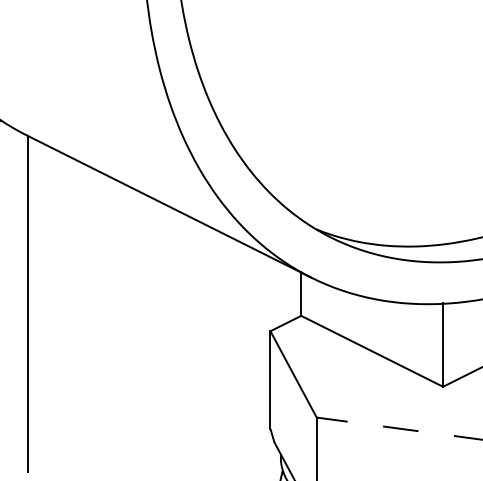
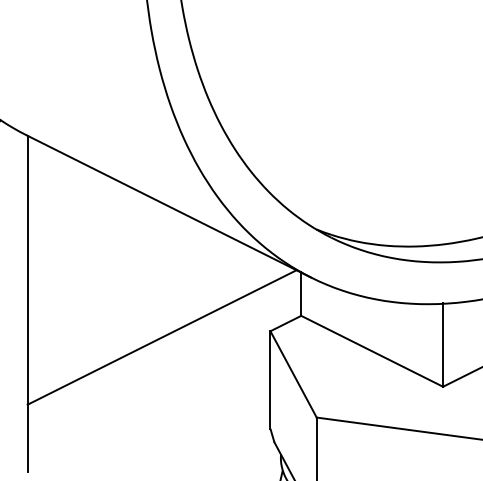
line: none -> present (161, 337)
line: dashed -> solid (399, 428)
